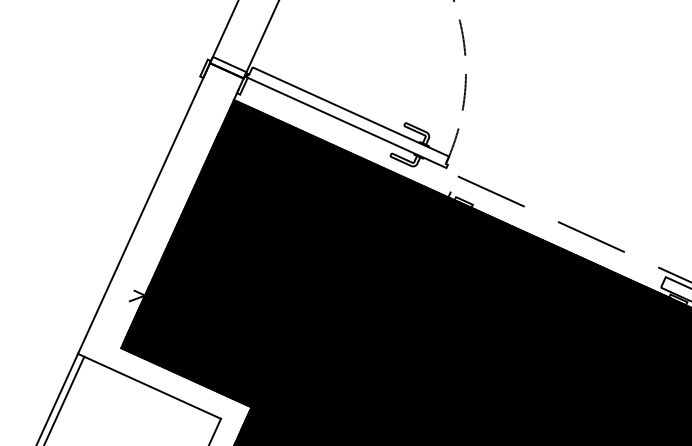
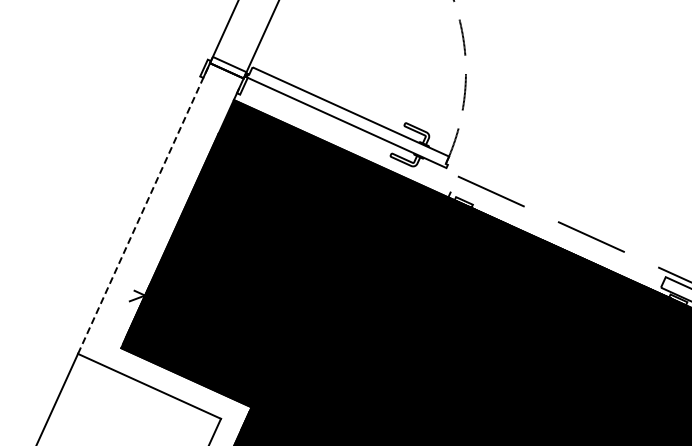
line: solid -> dashed (144, 208)
line: present -> none (64, 399)
